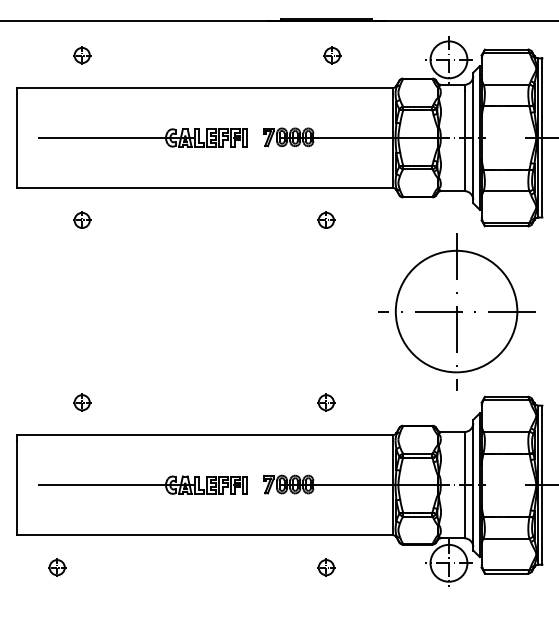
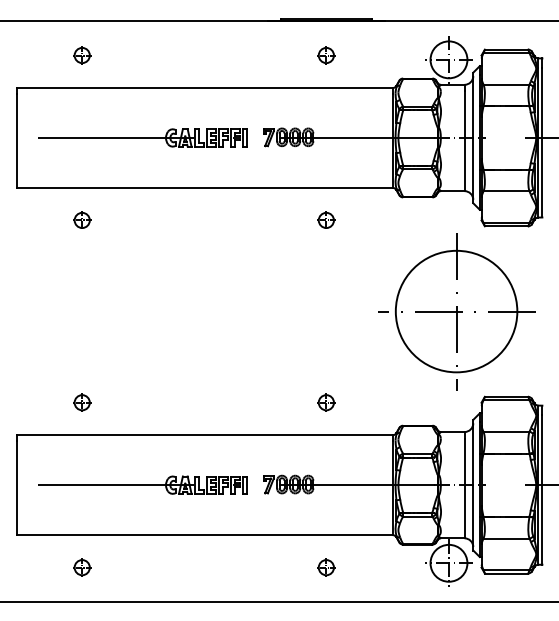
part position: (332, 55) -> (326, 55) (326, 55)
part position: (57, 567) -> (82, 567) (82, 567)
line: none -> present (278, 602)
